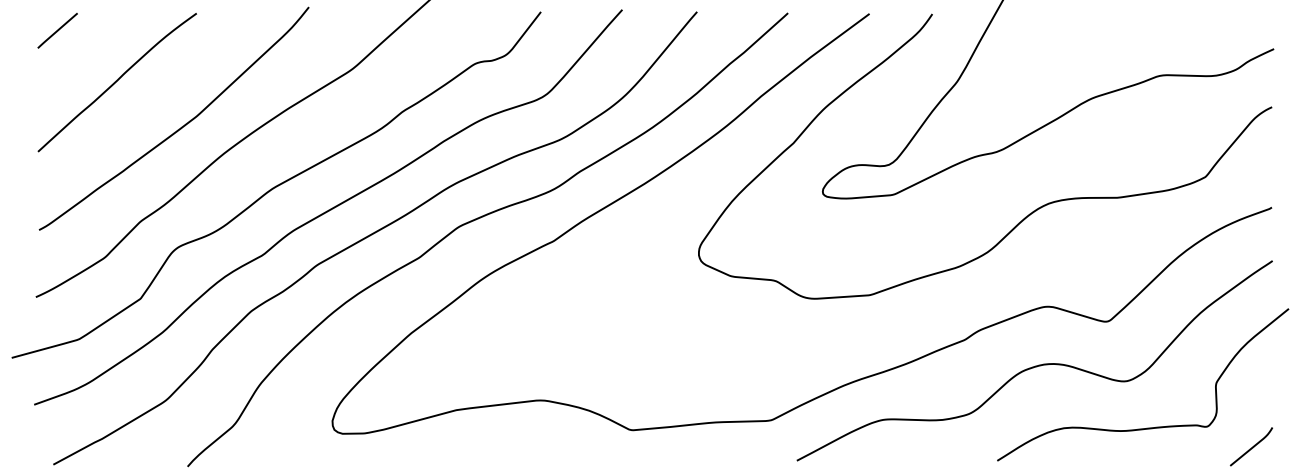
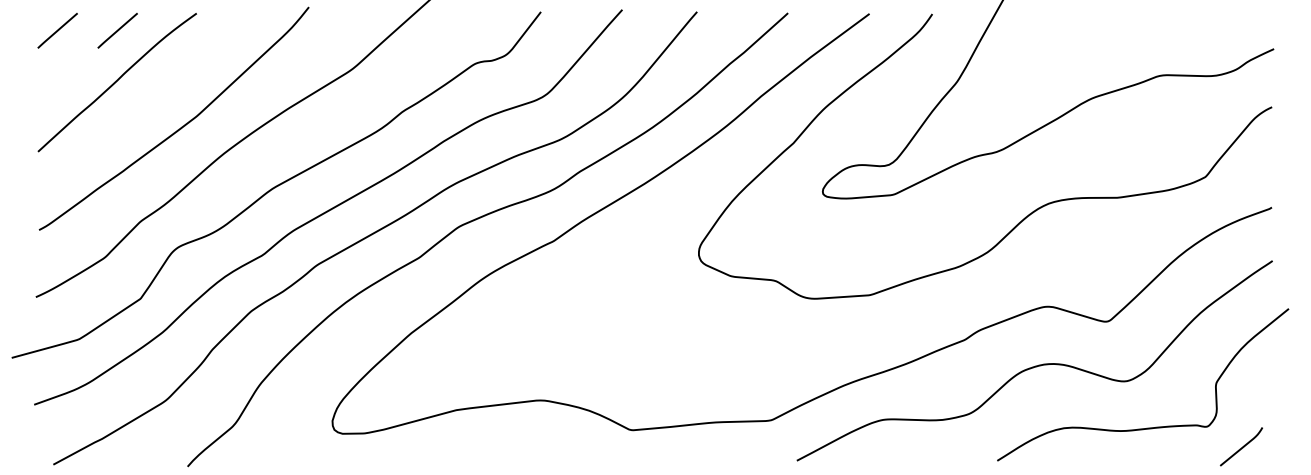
line: none -> present (117, 30)
curve position: (1252, 446) -> (1242, 446) (1242, 446)
